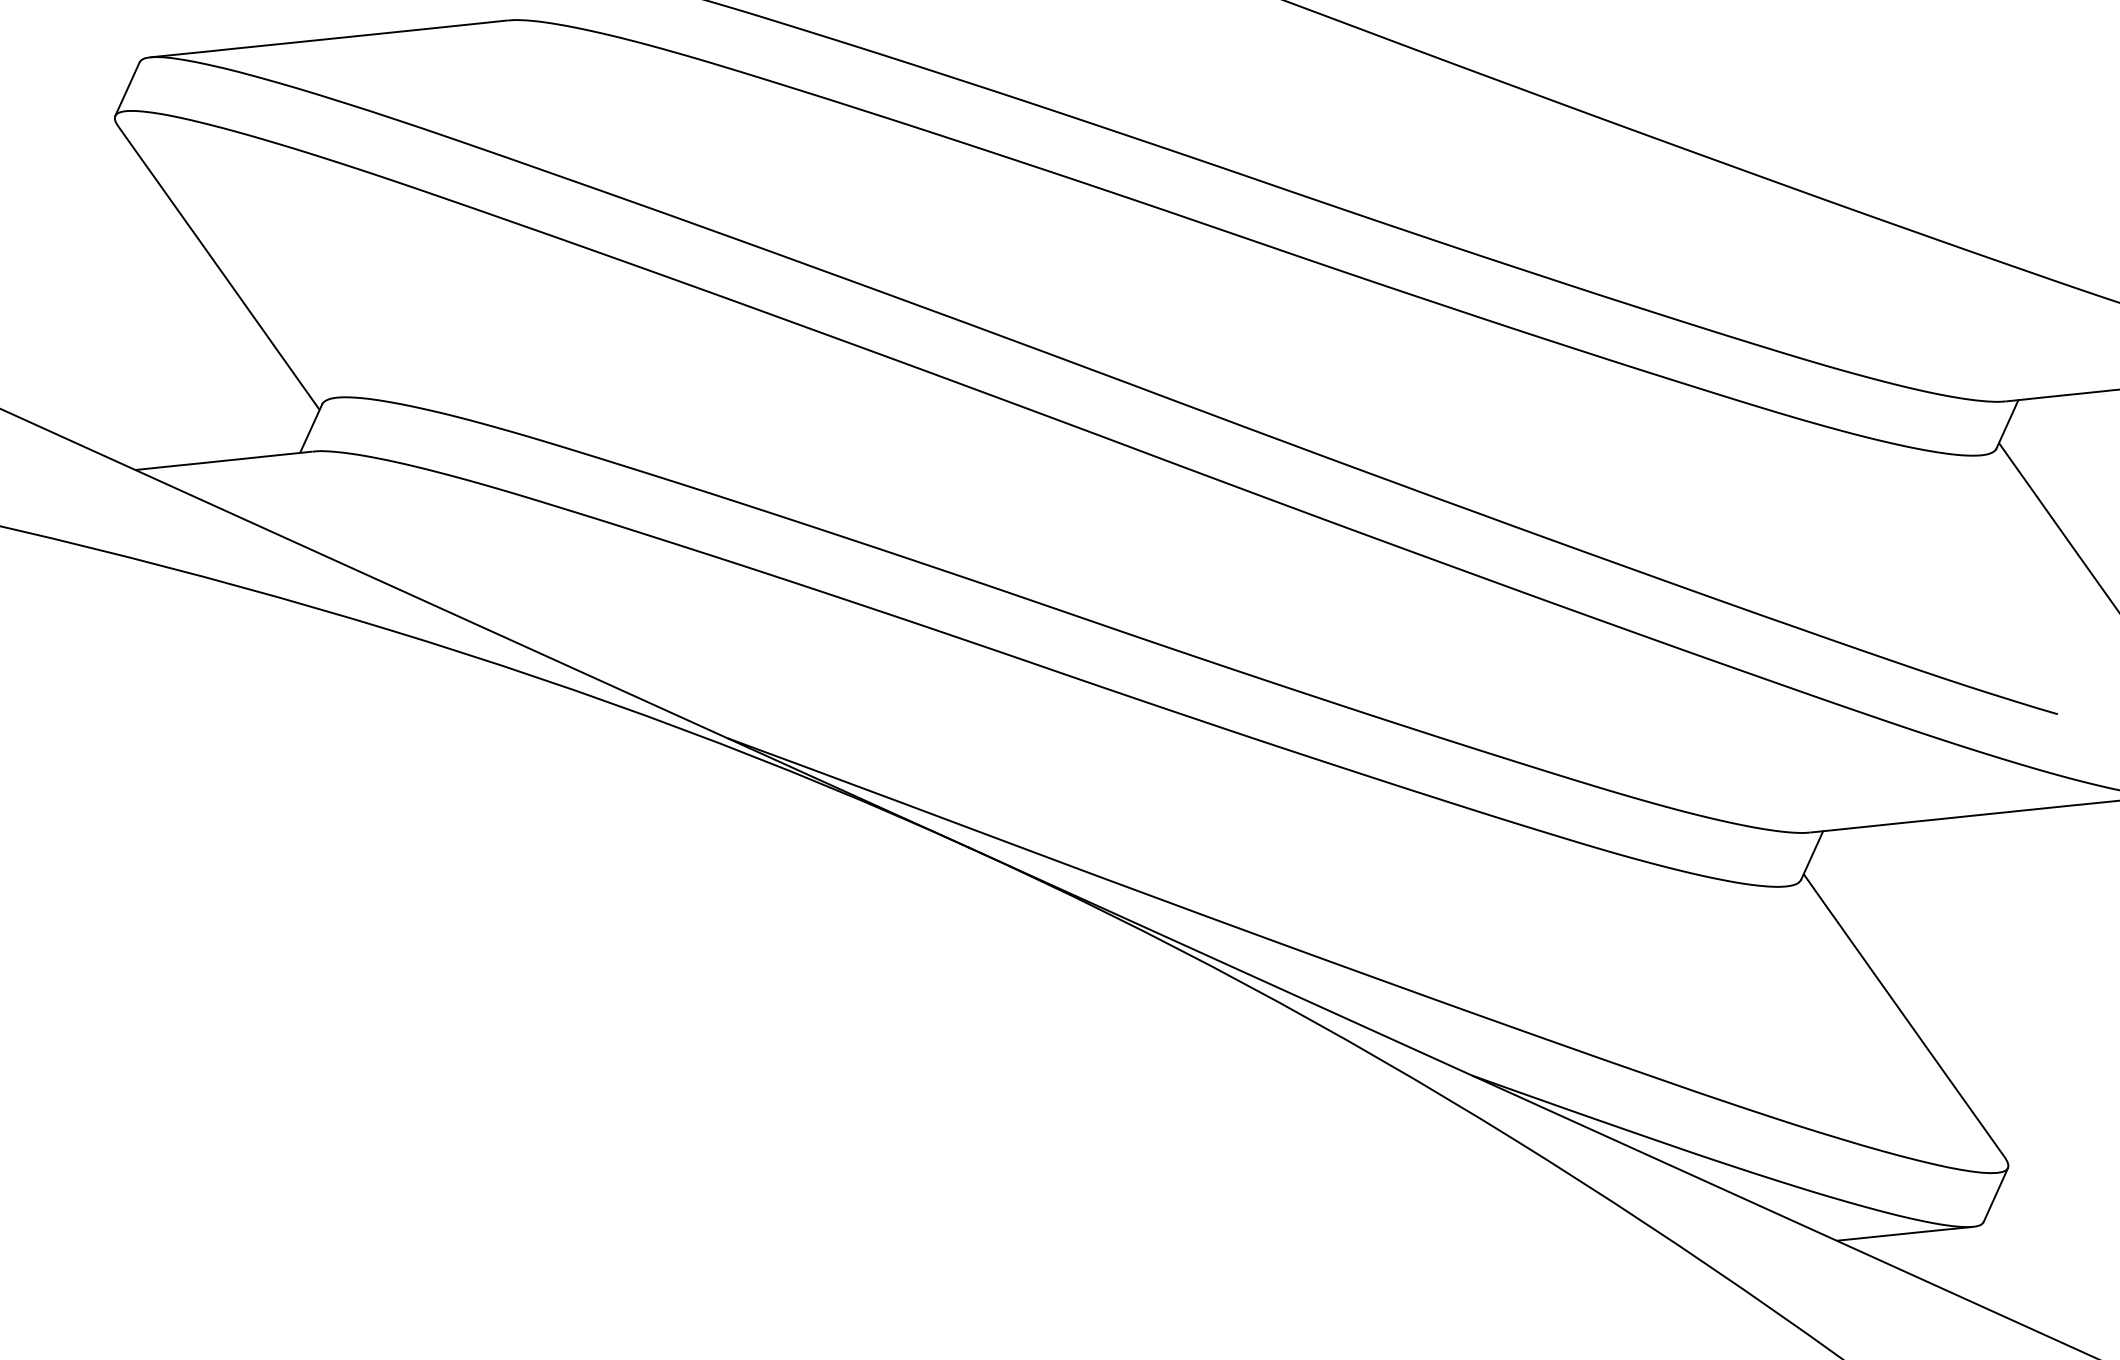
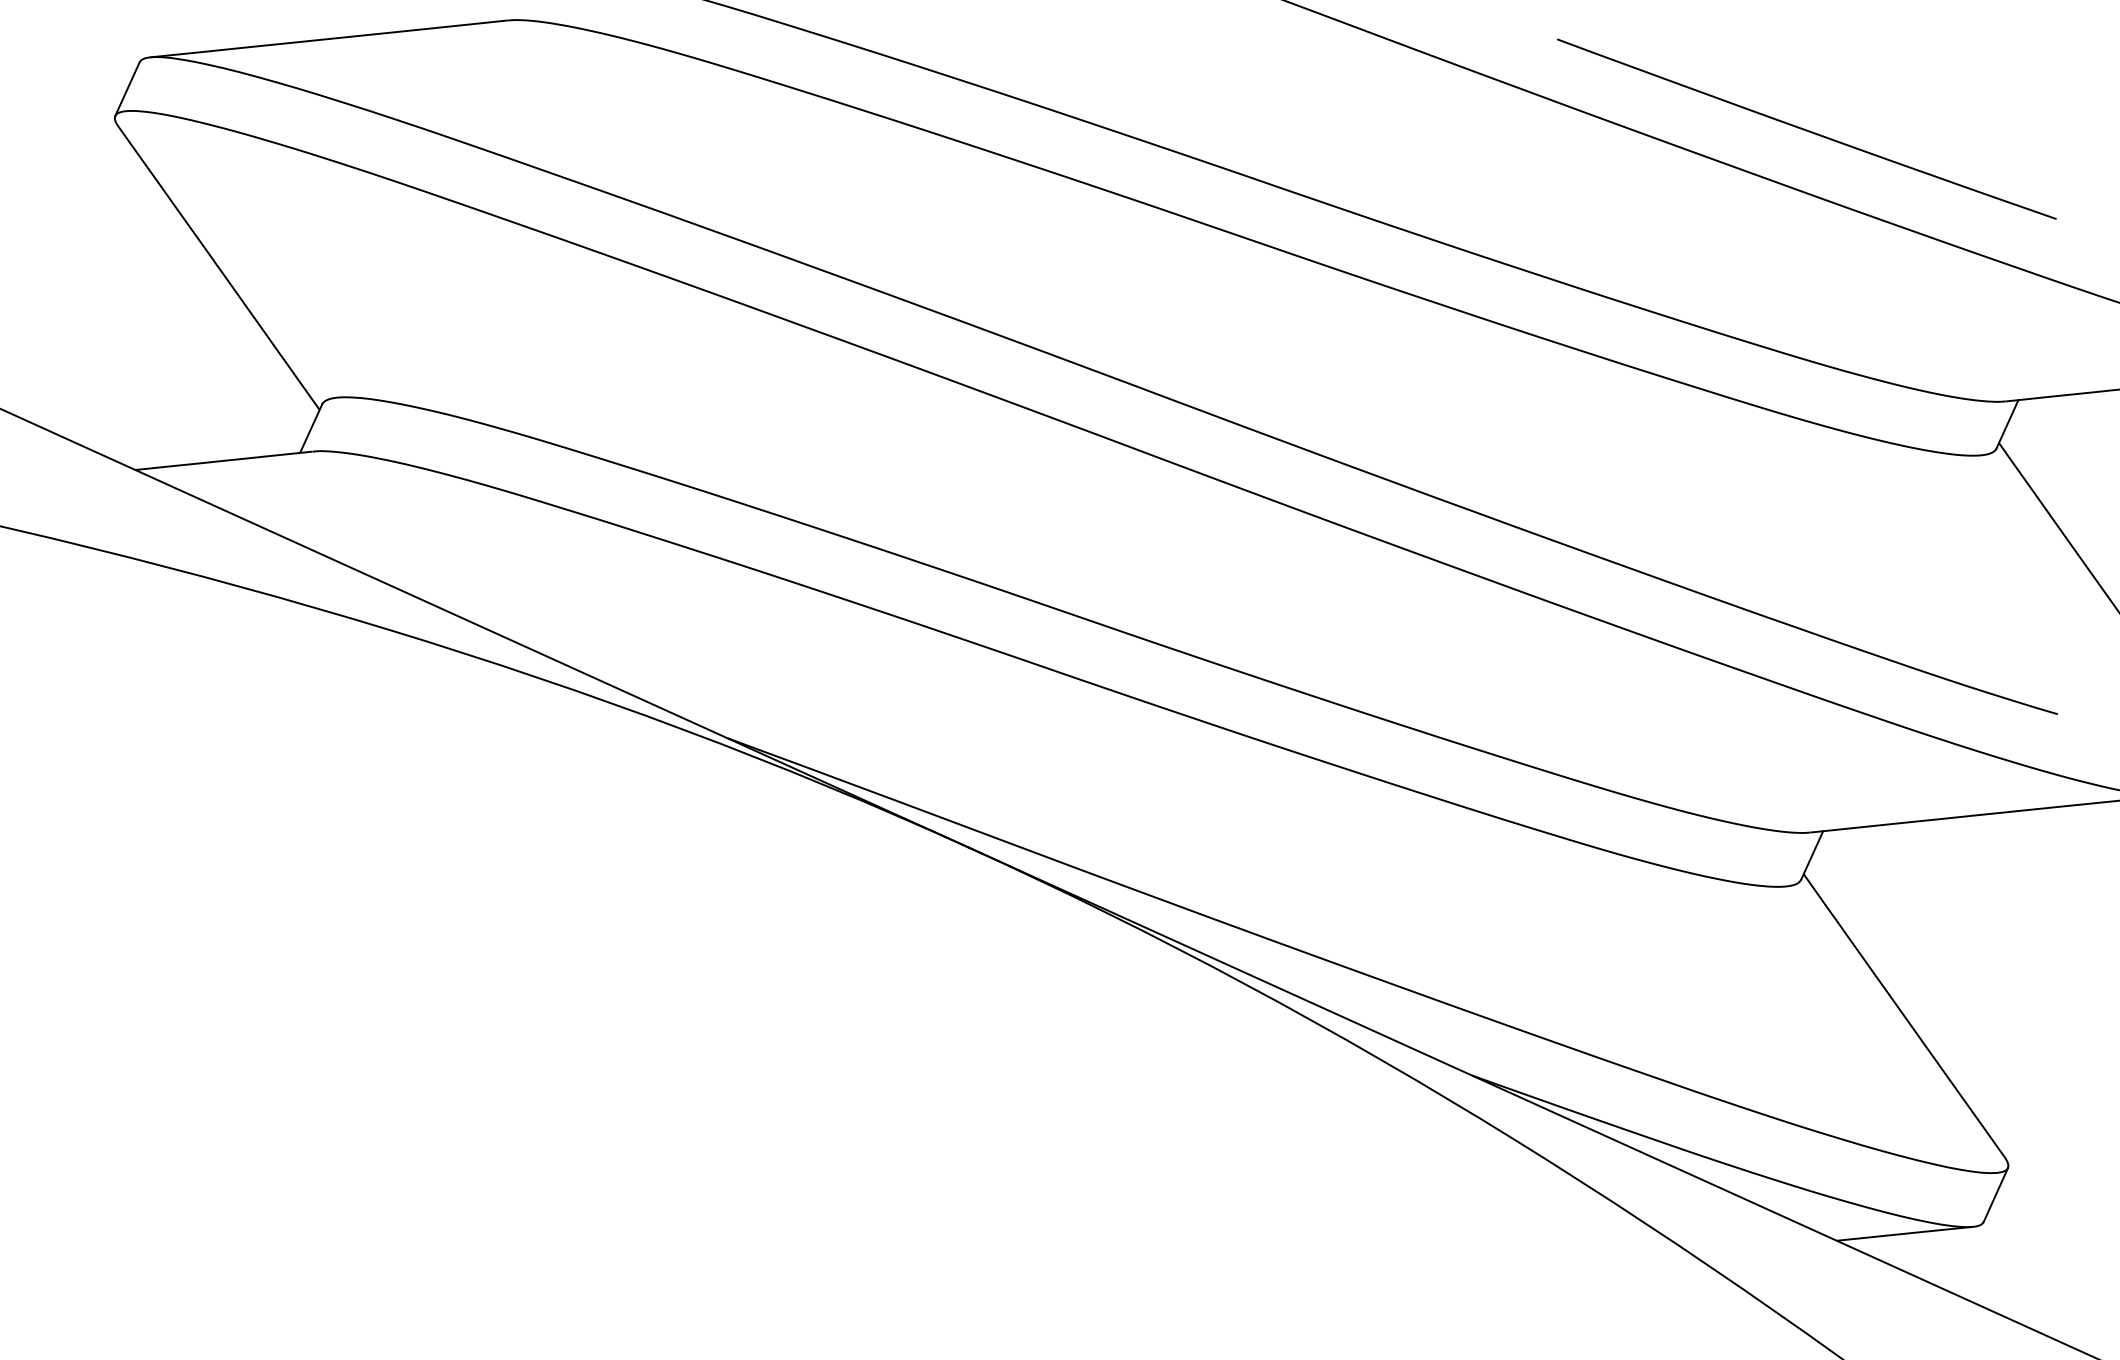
curve: none -> present (1806, 129)
